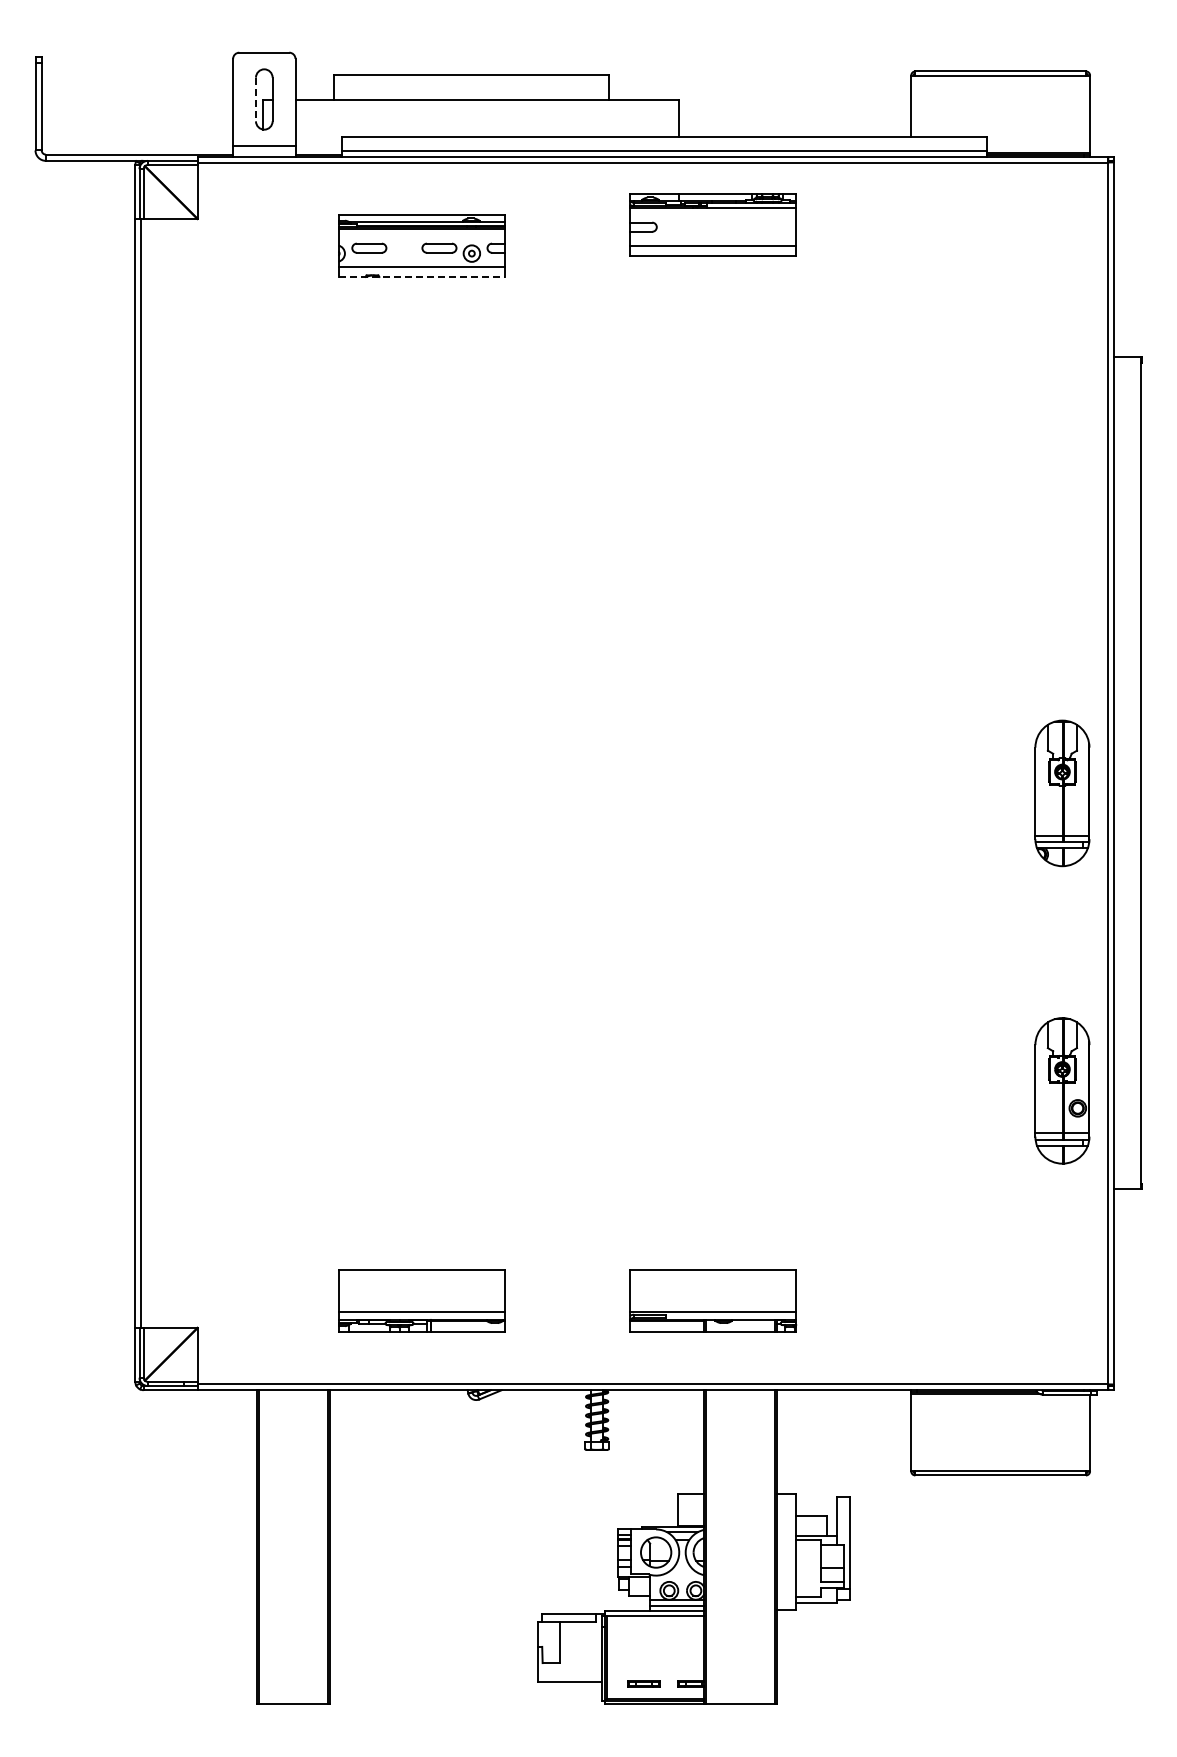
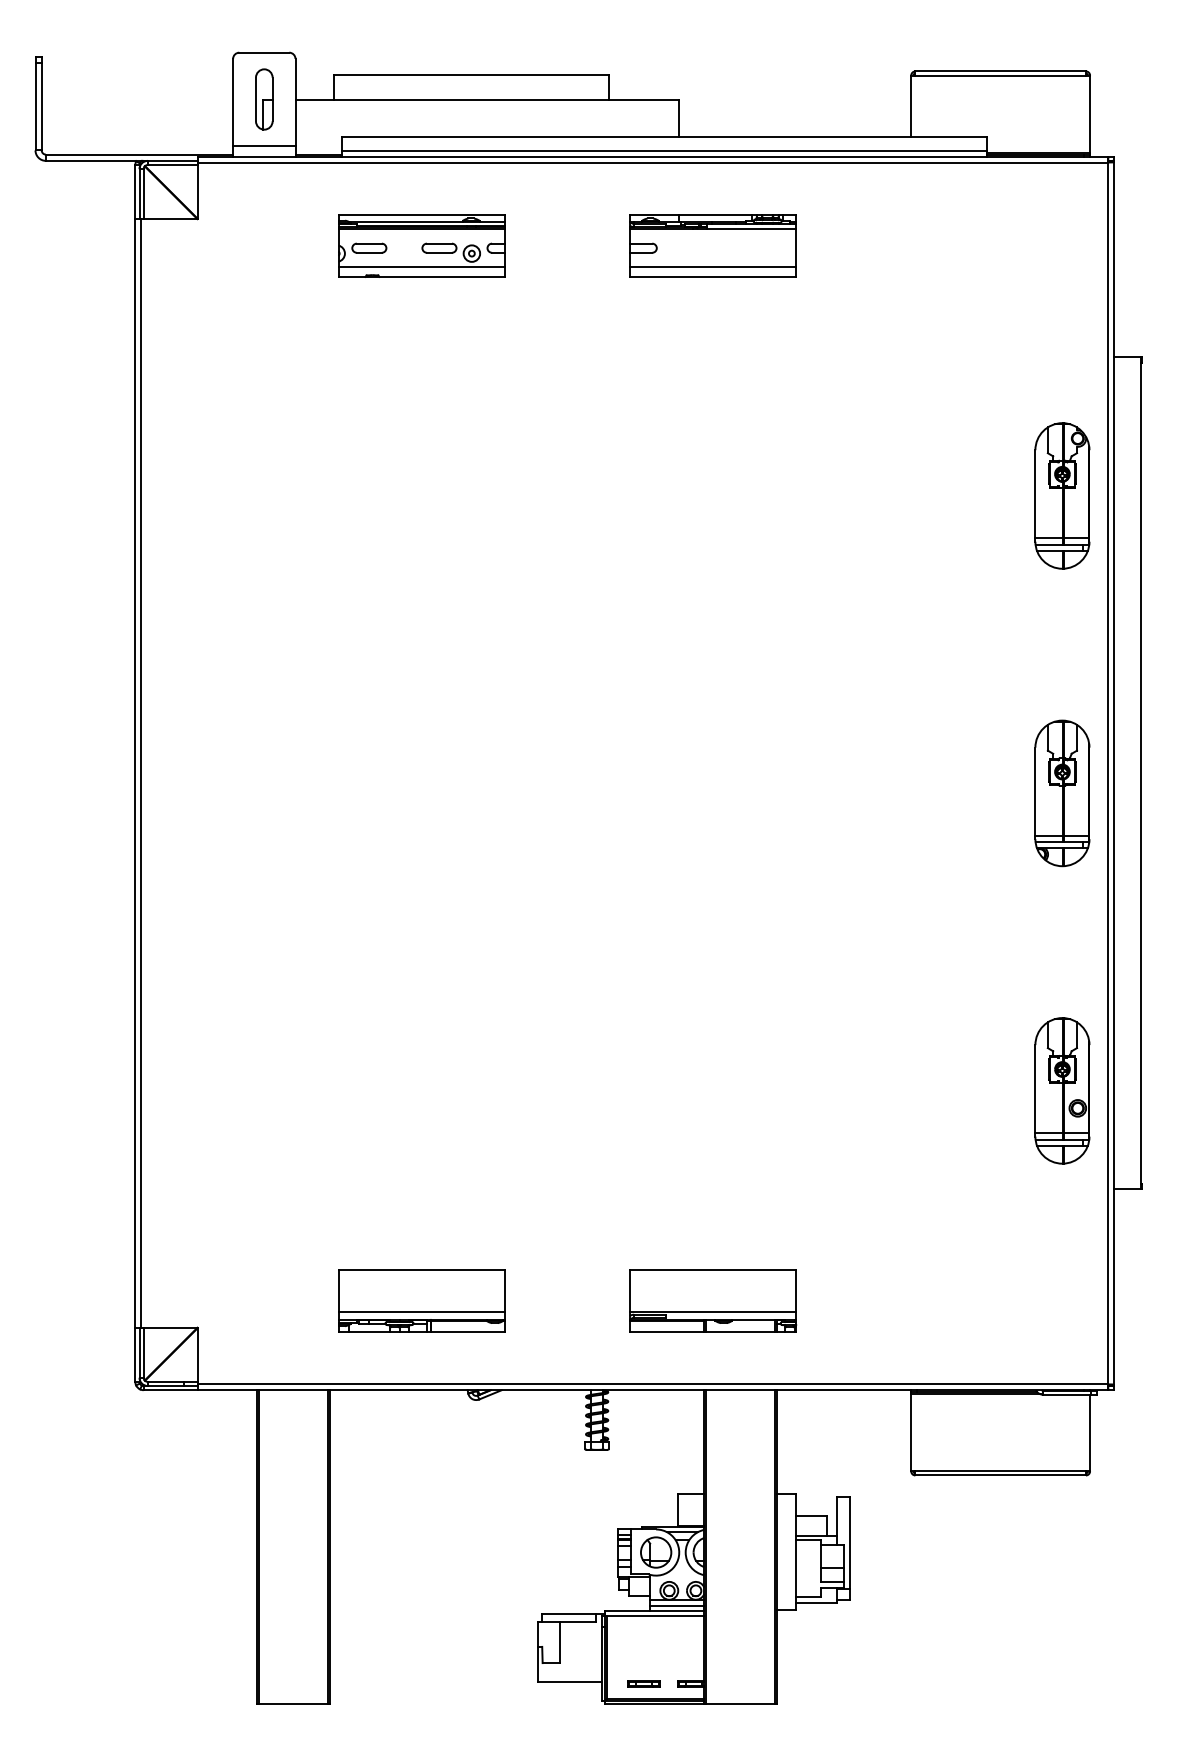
line: dashed -> solid (255, 99)
part position: (712, 224) -> (712, 245) (712, 245)
line: dashed -> solid (422, 276)
part: none -> present (1062, 495)
